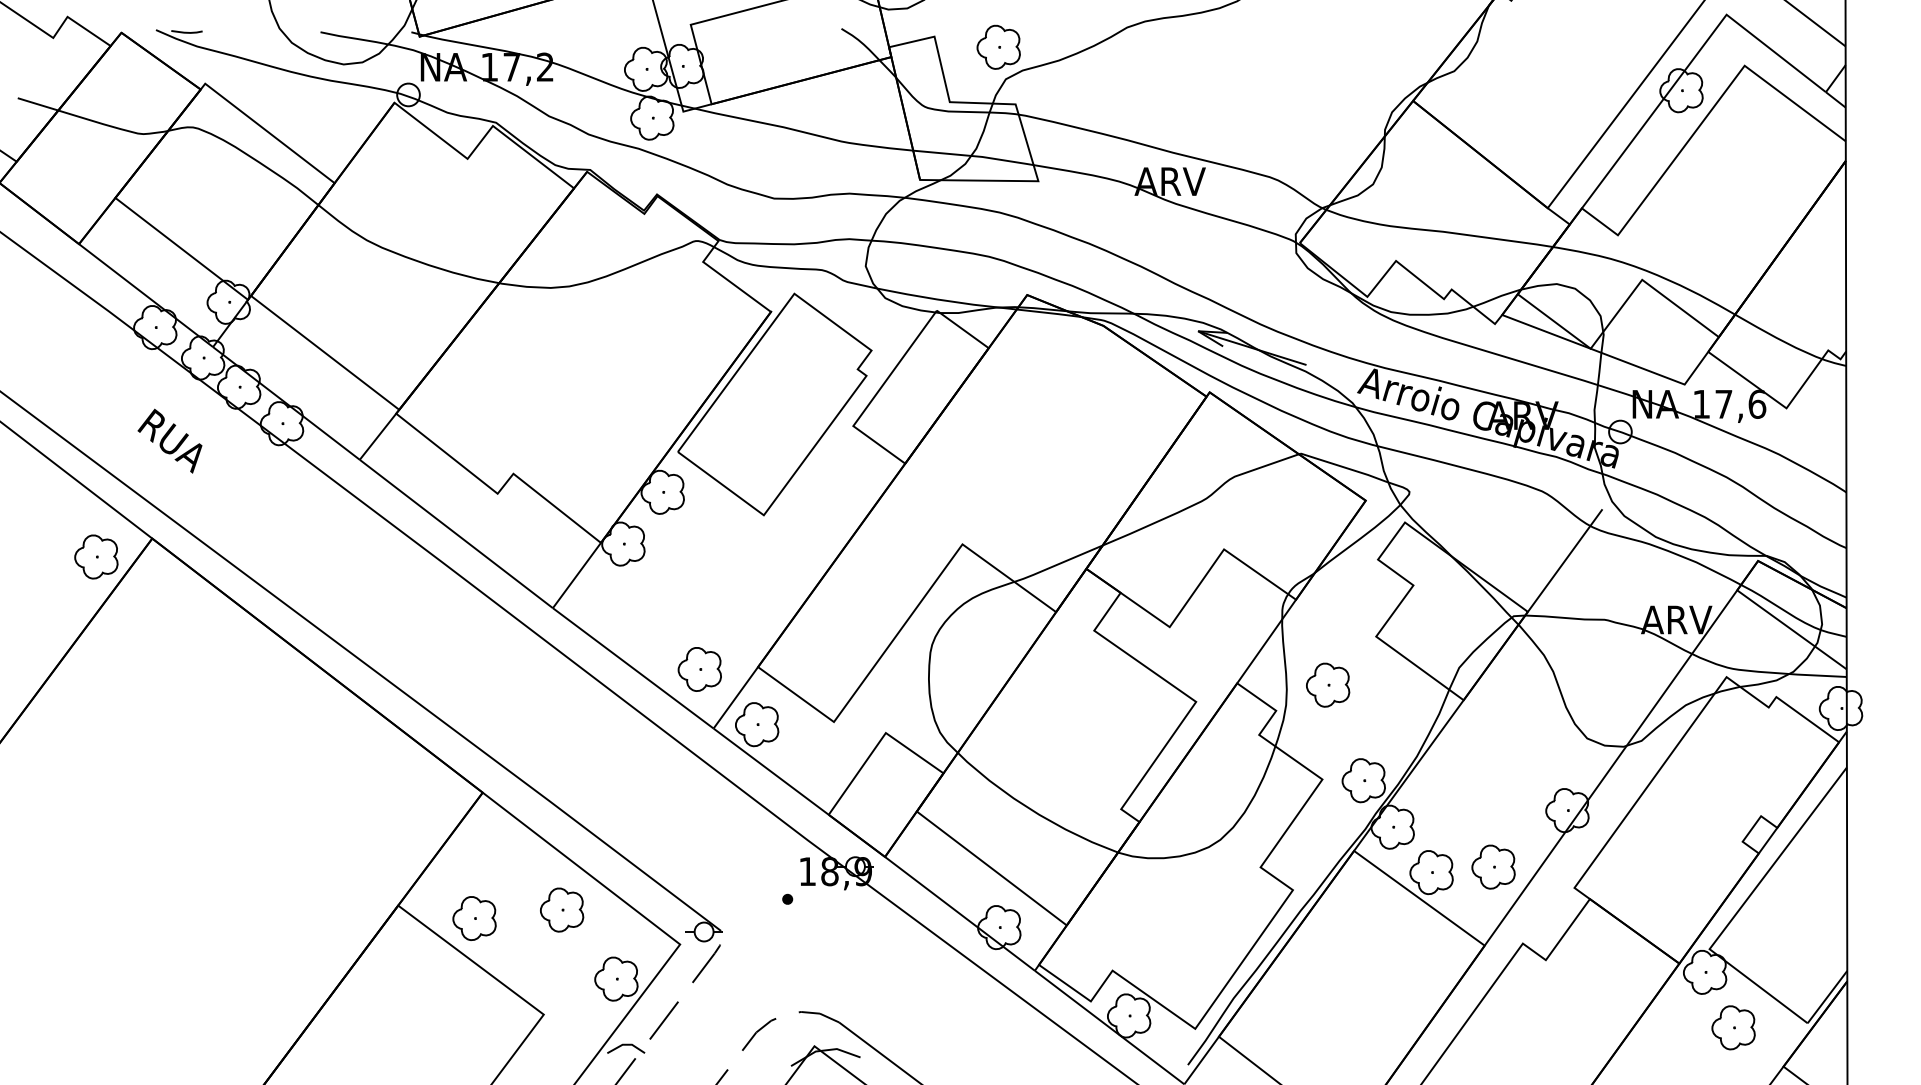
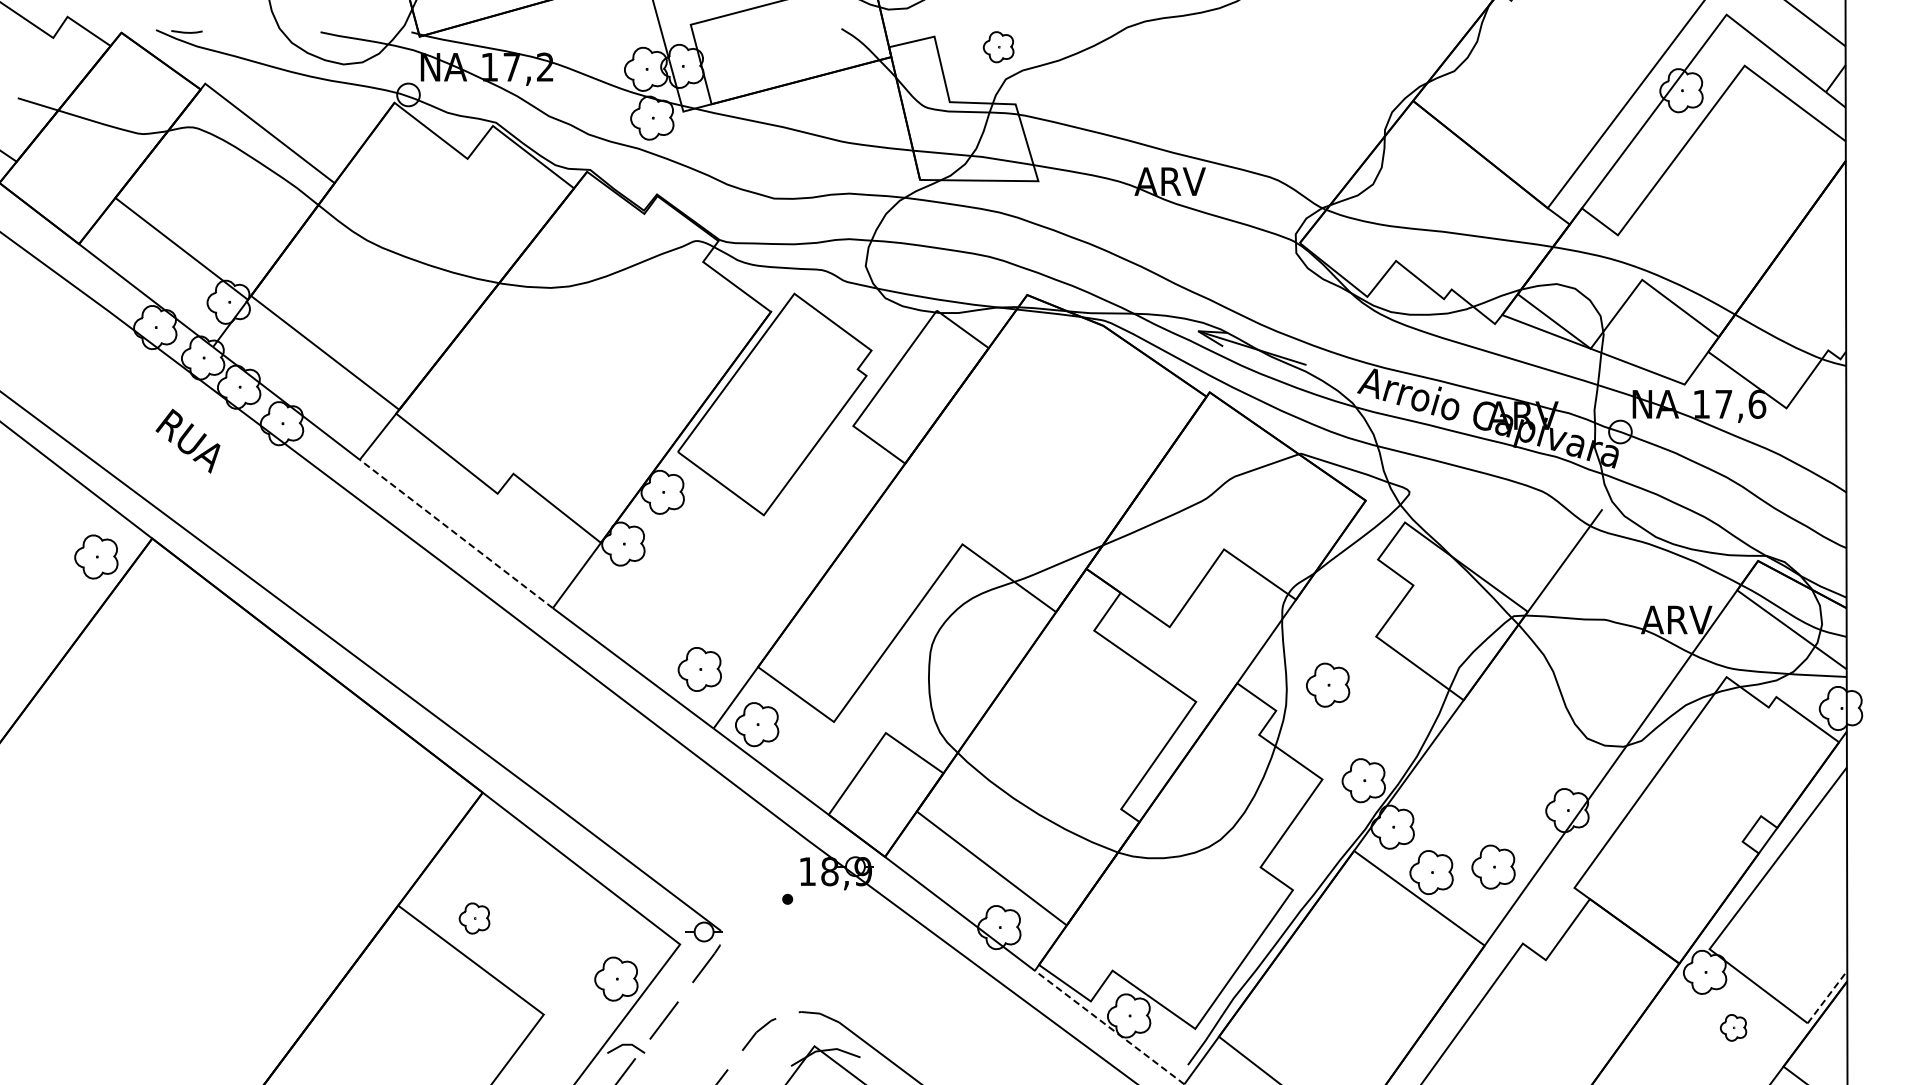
part size: 45x46 px -> 33x33 px (998, 47)
text position: (169, 440) -> (187, 440) (187, 440)
line: solid -> dashed (456, 533)
part: present -> none (562, 909)
part size: 45x45 px -> 33x33 px (474, 918)
line: solid -> dashed (1827, 997)
line: solid -> dashed (1109, 1027)
part size: 45x46 px -> 28x28 px (1733, 1027)
